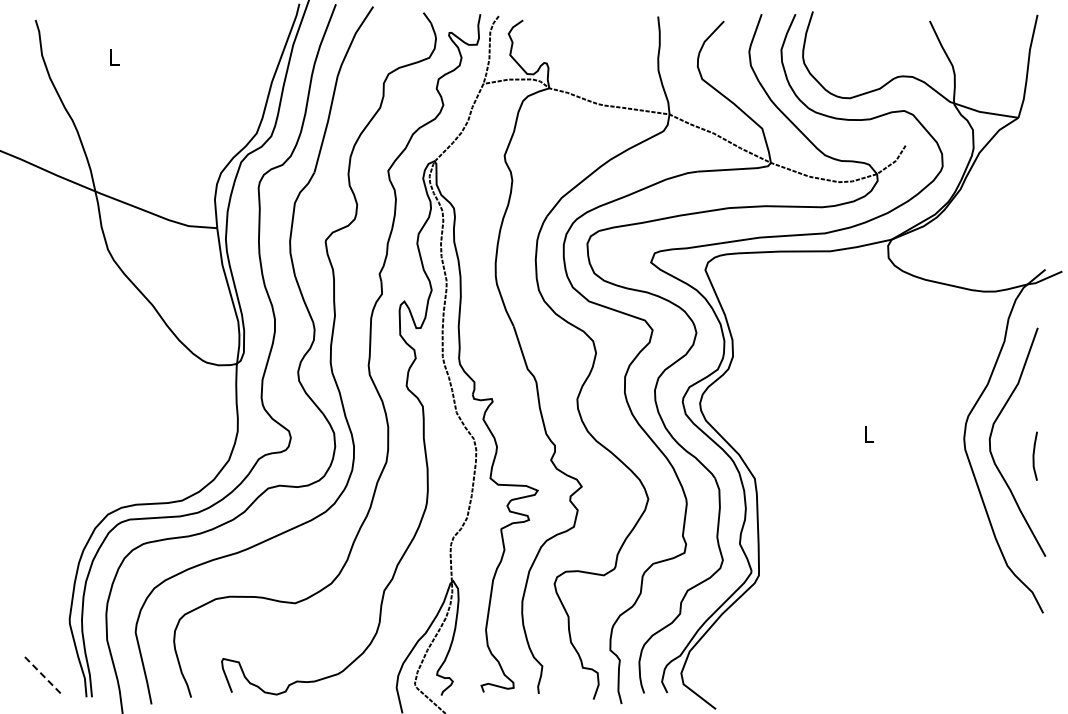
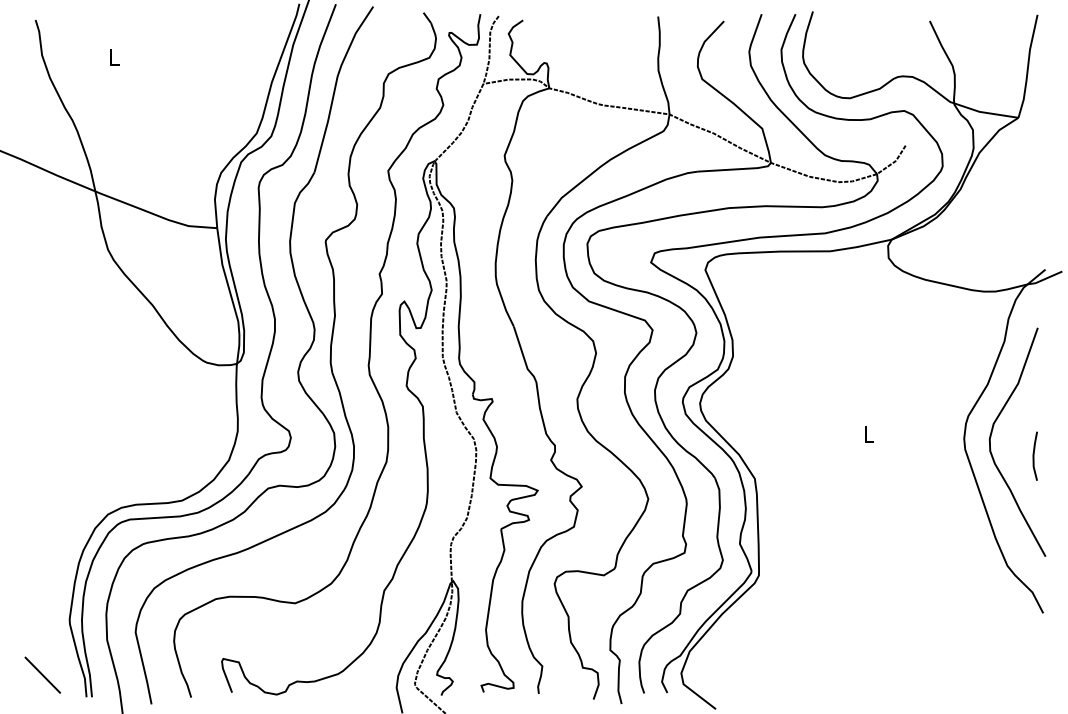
line: dashed -> solid (43, 675)
